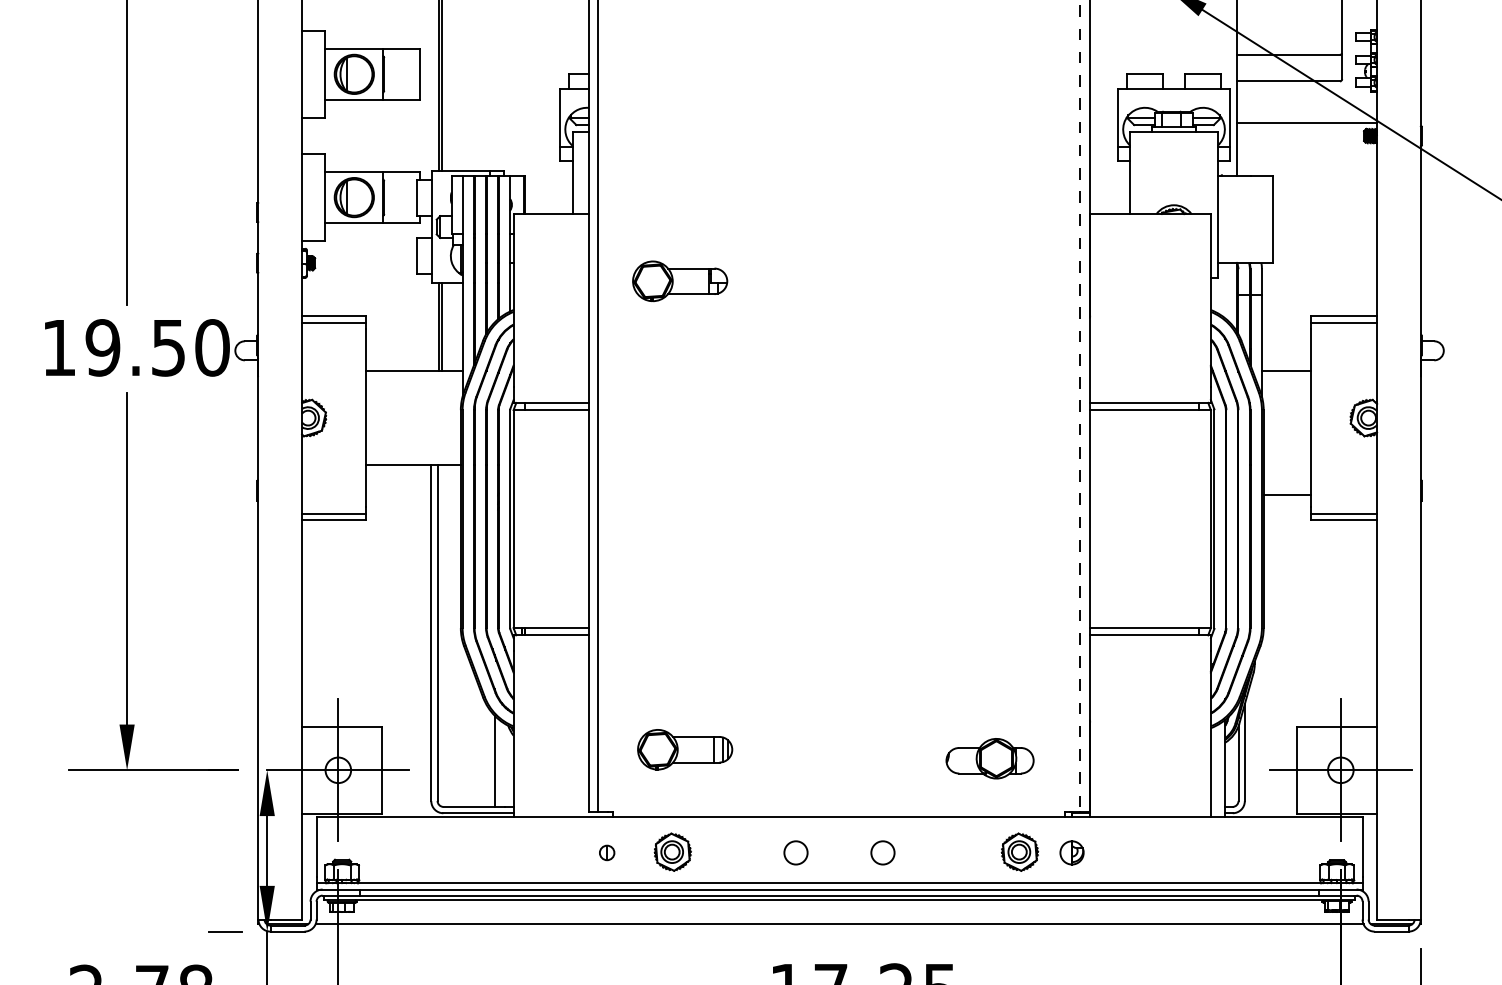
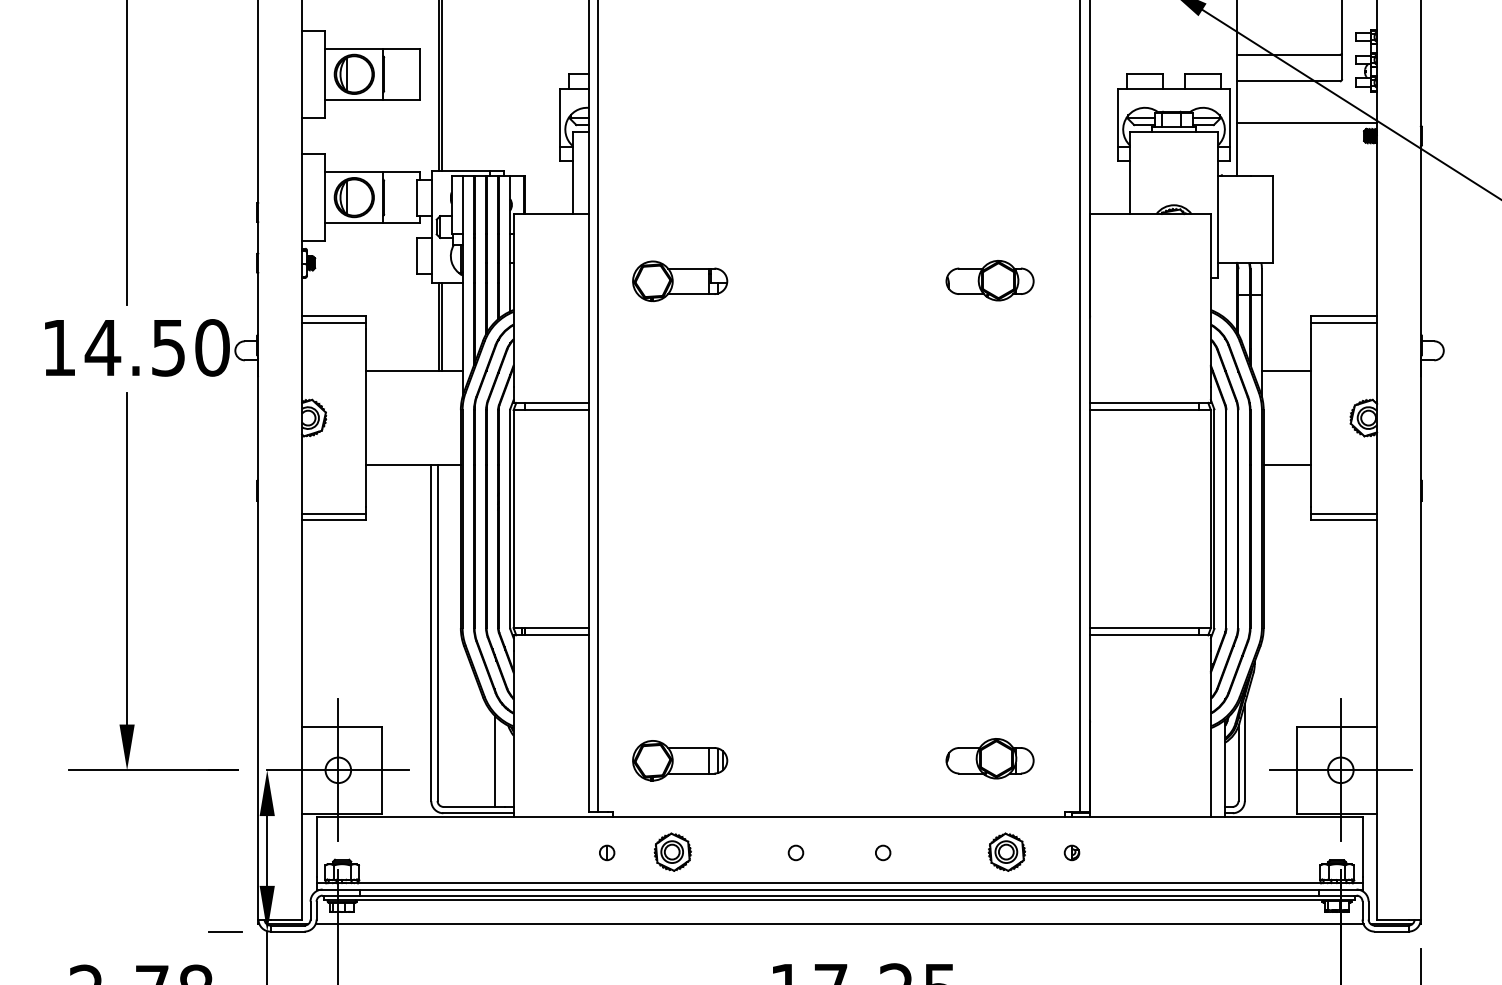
part: none -> present (989, 280)
text: 19.50 -> 14.50 (102, 347)
line: dashed -> solid (1080, 405)
line position: (1286, 495) -> (1286, 465) (1286, 465)
part position: (685, 749) -> (680, 760) (680, 760)
part position: (1019, 851) -> (1006, 851) (1006, 851)
circle size: 26x26 px -> 18x18 px (795, 852)
circle size: 26x26 px -> 17x18 px (883, 852)
part size: 26x26 px -> 18x18 px (1071, 852)
